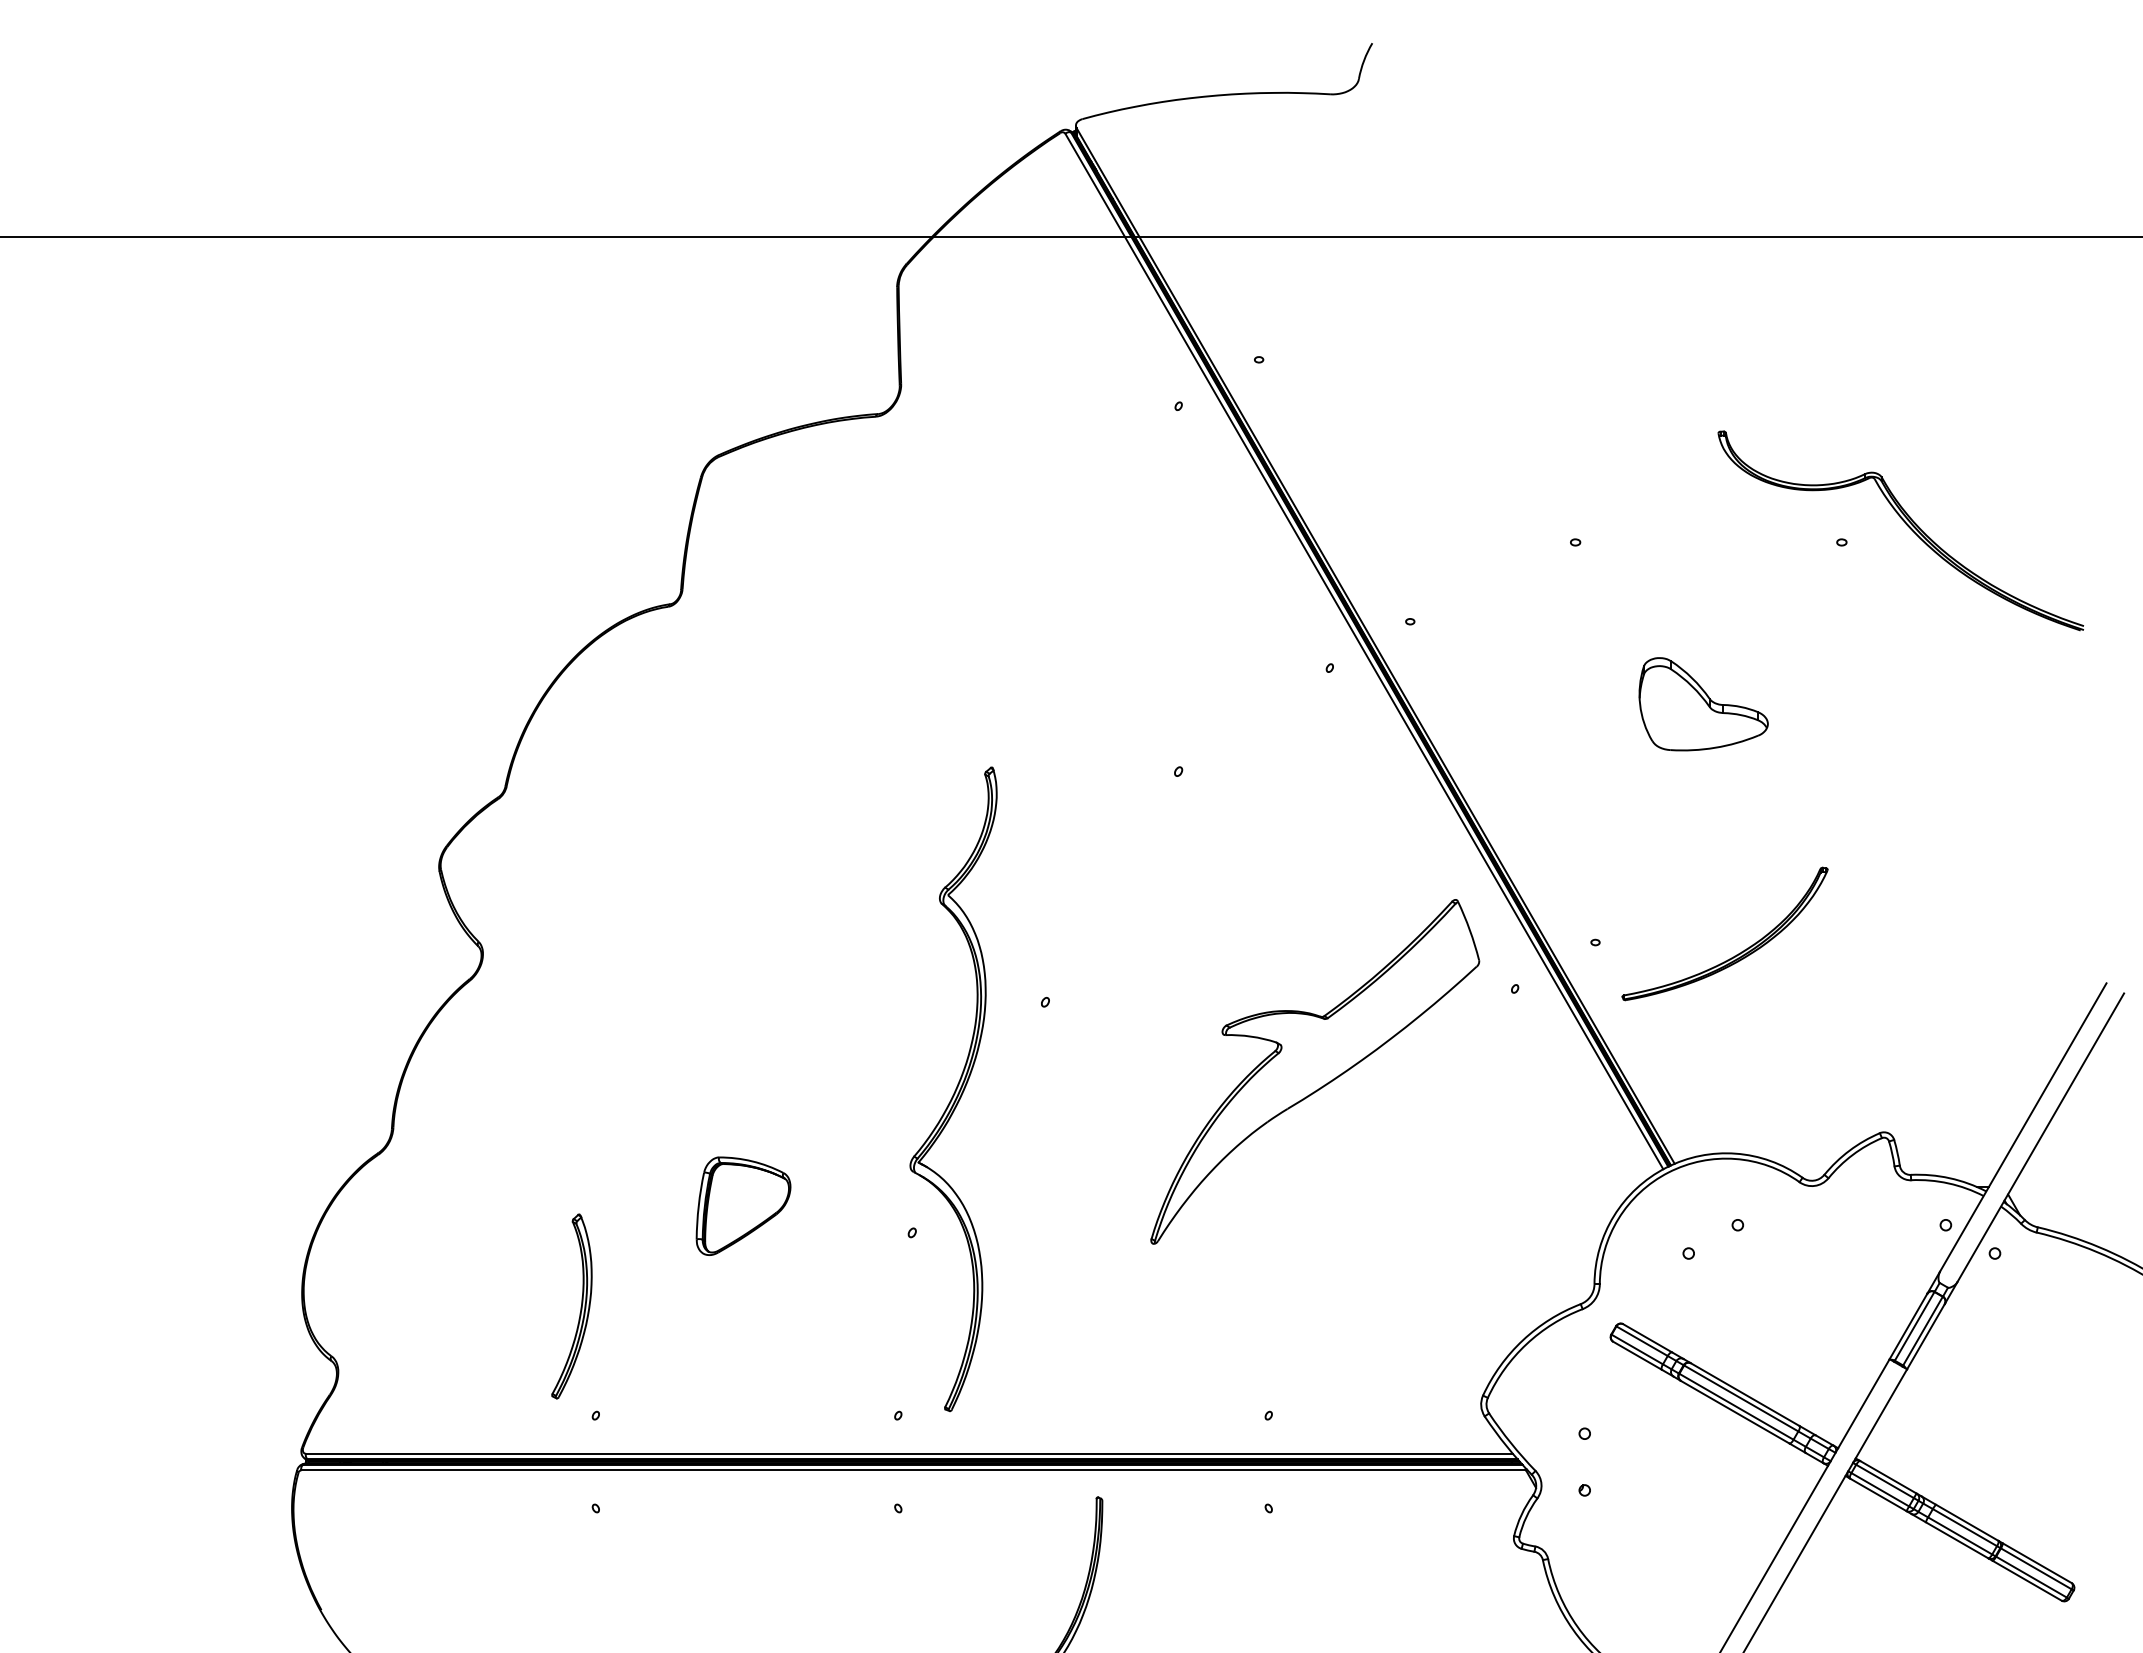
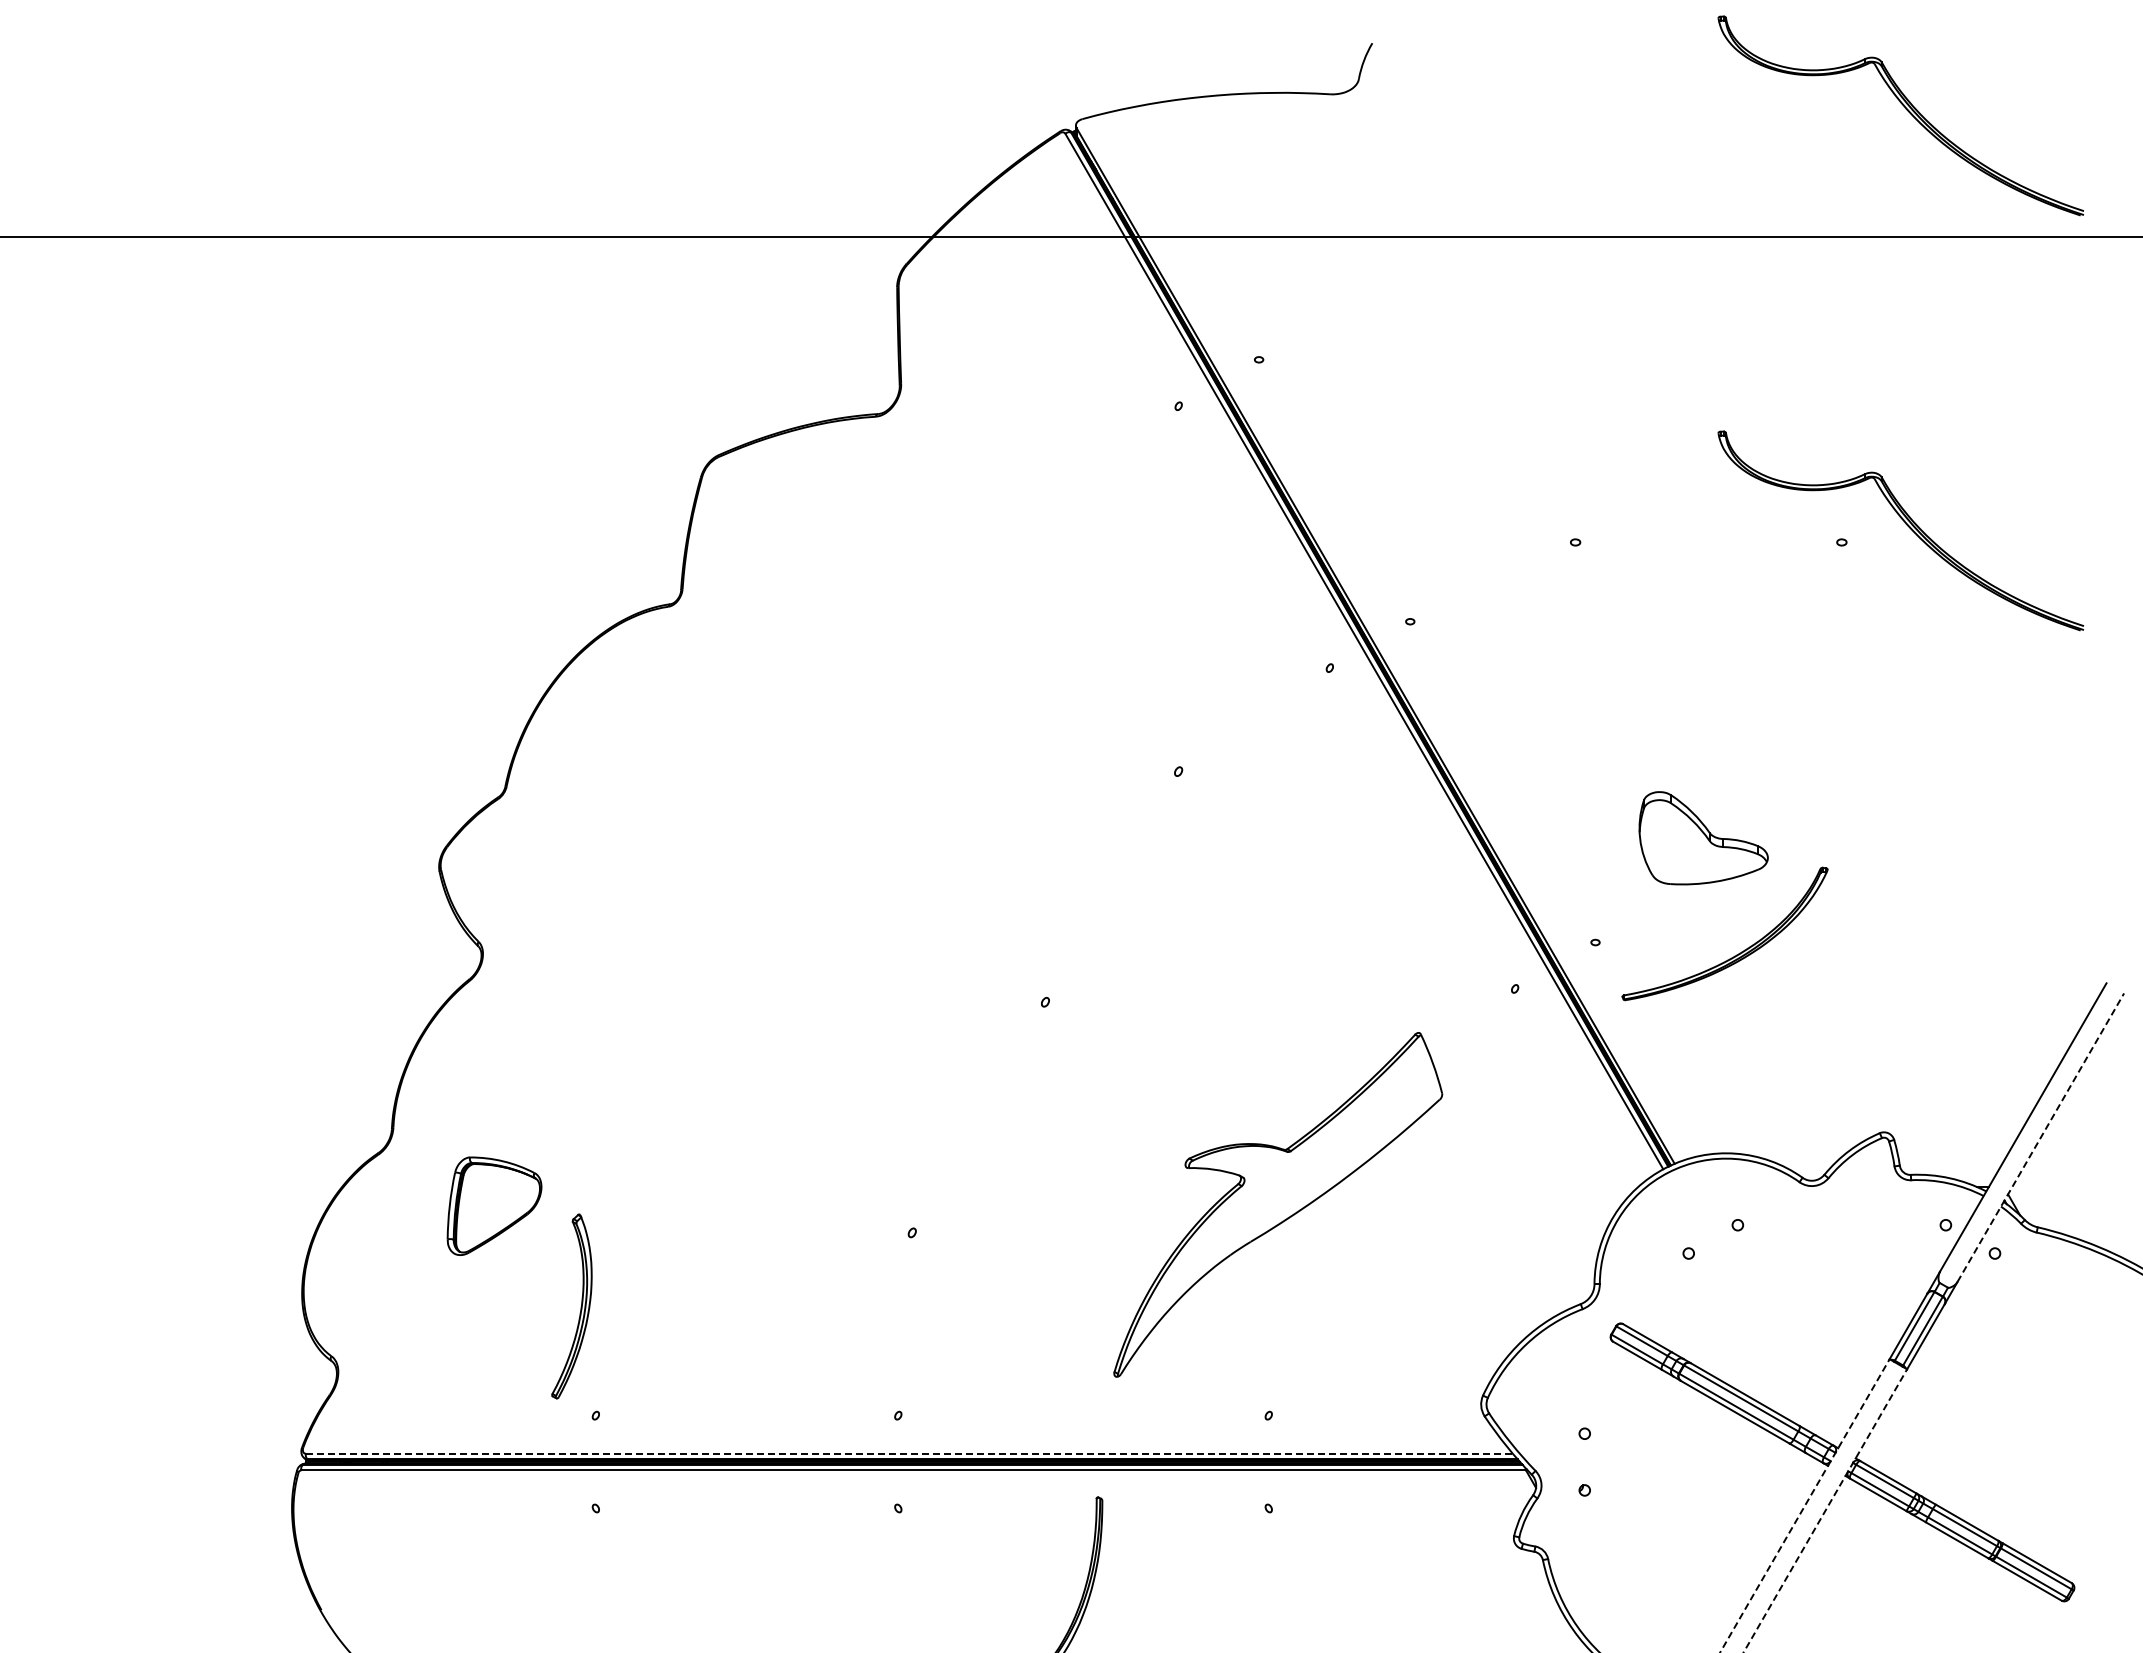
part: none -> present (1905, 109)
part position: (1703, 704) -> (1703, 838) (1703, 838)
part position: (1315, 1071) -> (1278, 1204) (1278, 1204)
part: present -> none (953, 1089)
line: solid -> dashed (2040, 1137)
part position: (743, 1205) -> (494, 1205) (494, 1205)
line: solid -> dashed (909, 1453)
line: solid -> dashed (1804, 1506)
line: solid -> dashed (1825, 1511)
